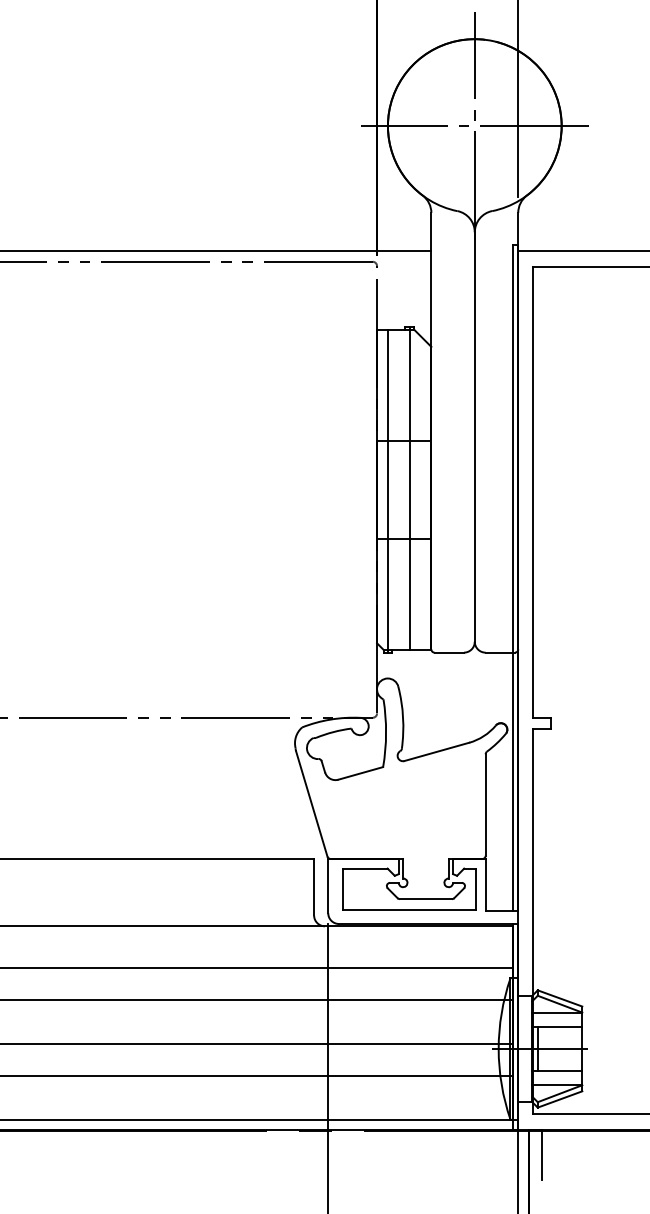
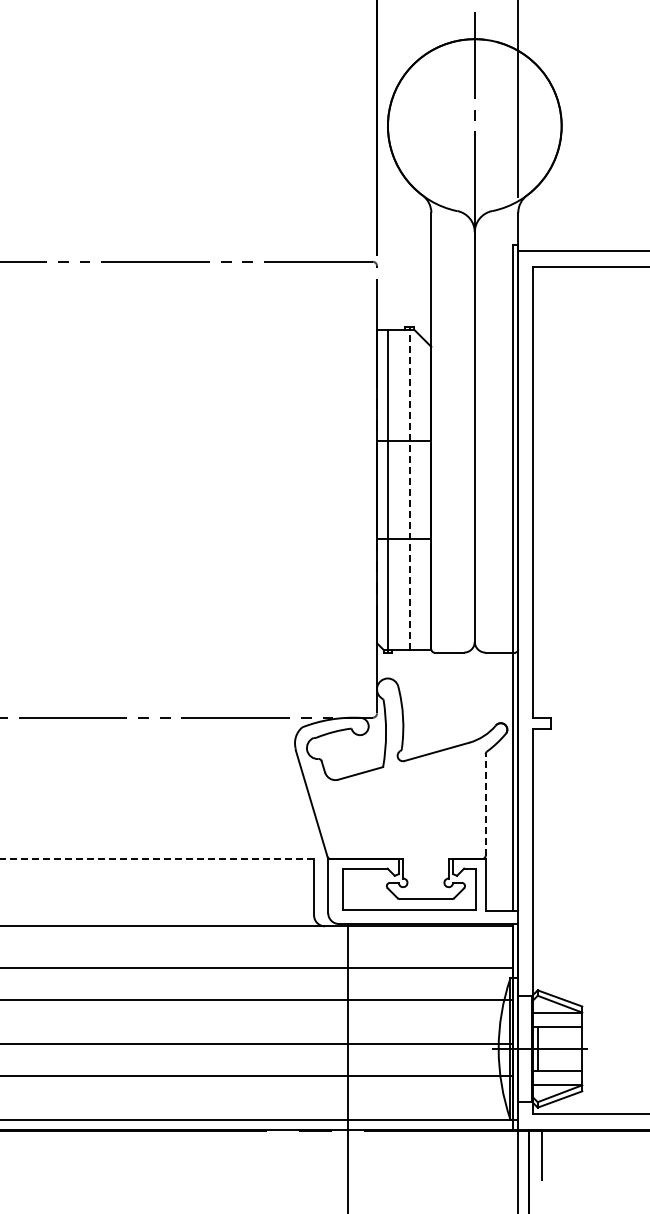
line: present -> none (474, 126)
line: present -> none (216, 250)
line: solid -> dashed (409, 488)
line: solid -> dashed (485, 805)
line: solid -> dashed (157, 858)
line position: (328, 1067) -> (348, 1067) (348, 1067)
